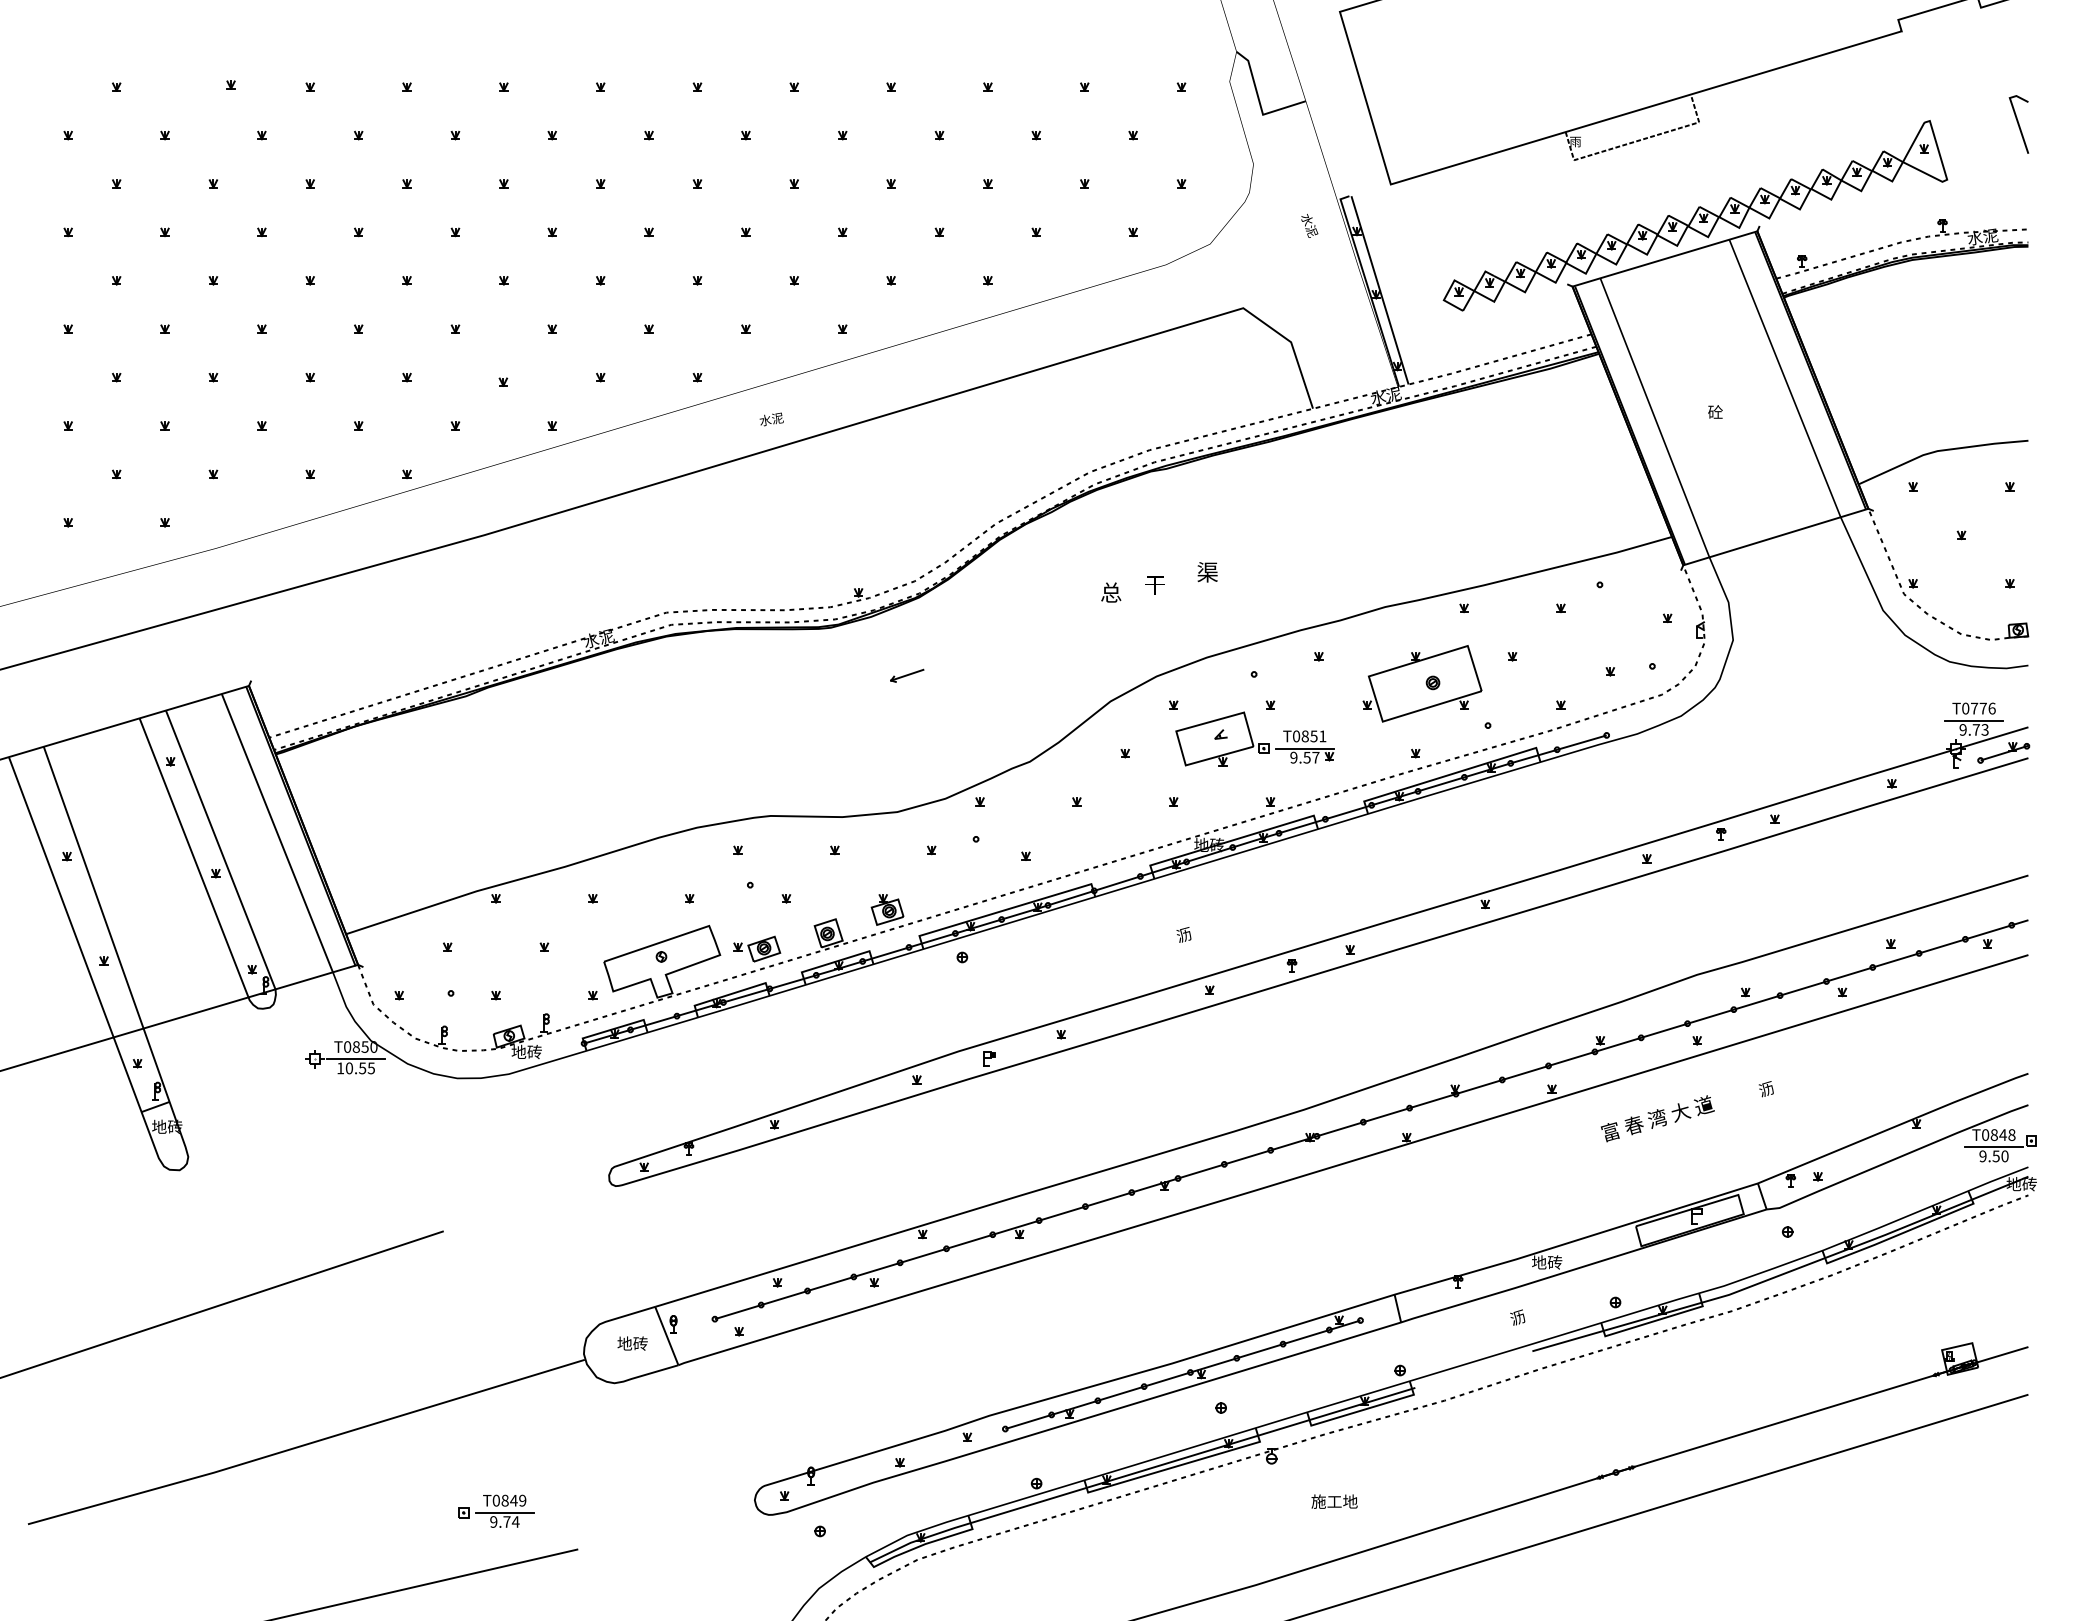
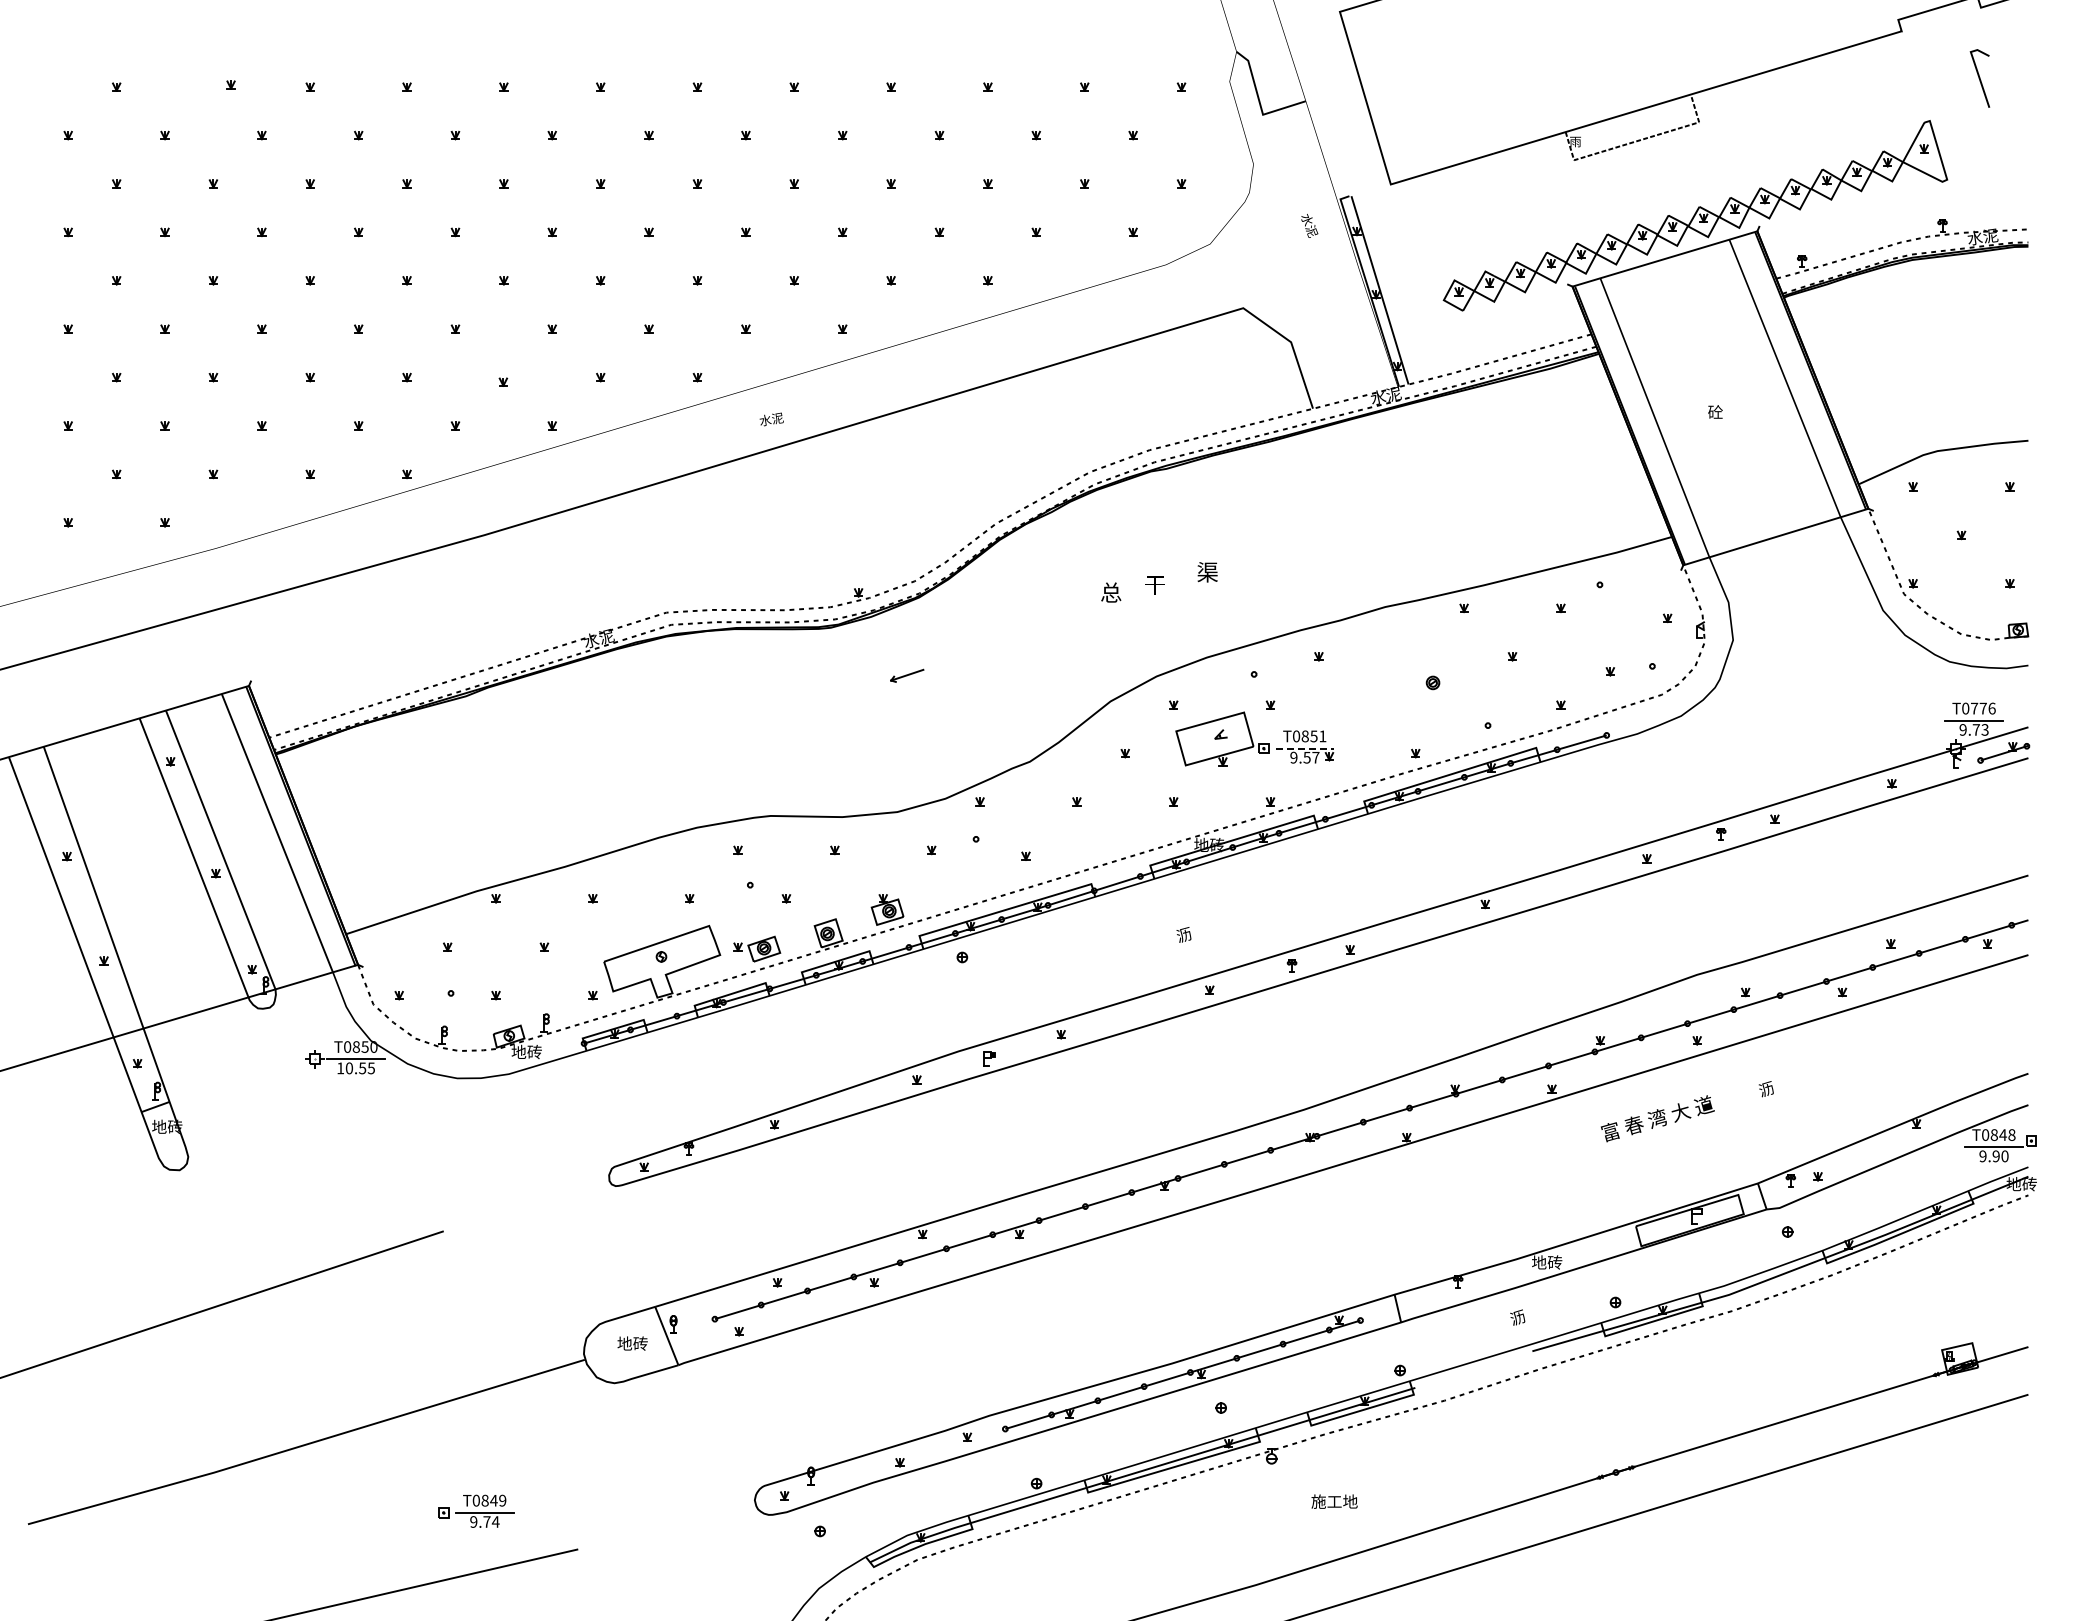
line position: (2018, 124) -> (1979, 78) (1979, 78)
part: present -> none (1422, 683)
line: solid -> dashed (1305, 748)
text: 9.50 -> 9.90 (1995, 1156)
part position: (496, 1510) -> (476, 1510) (476, 1510)
